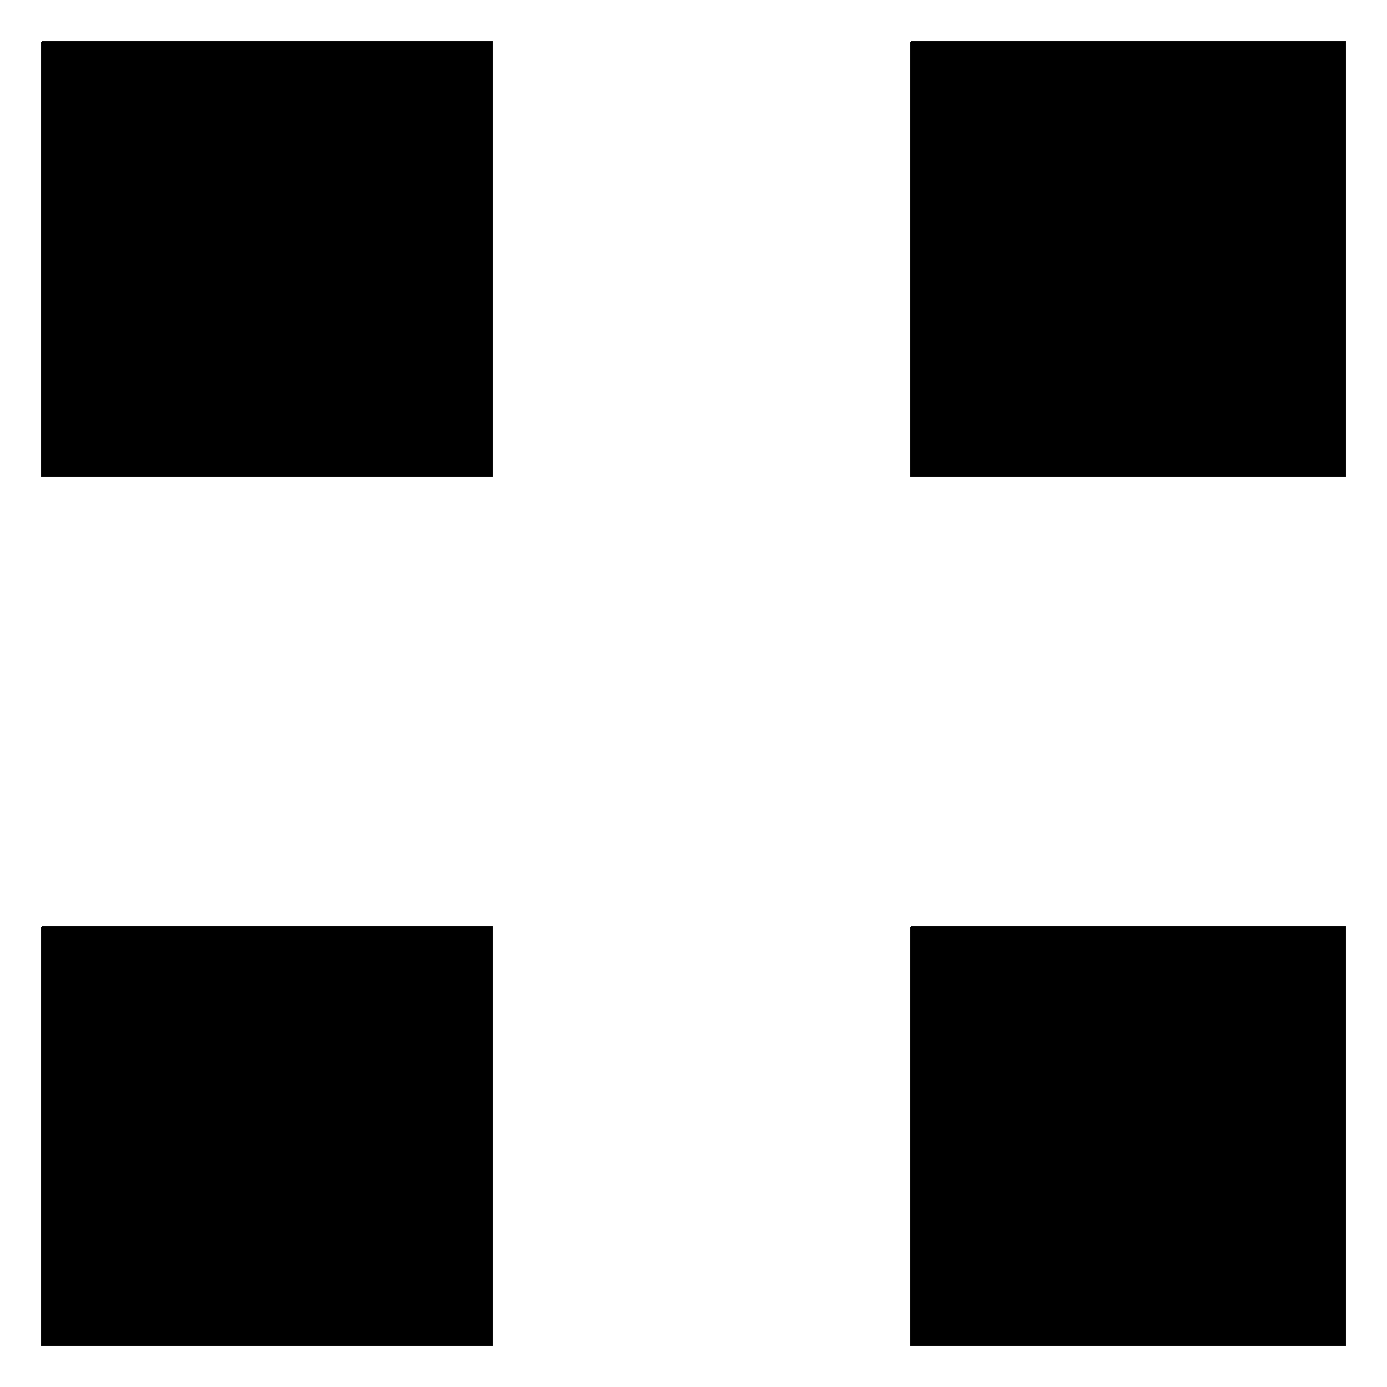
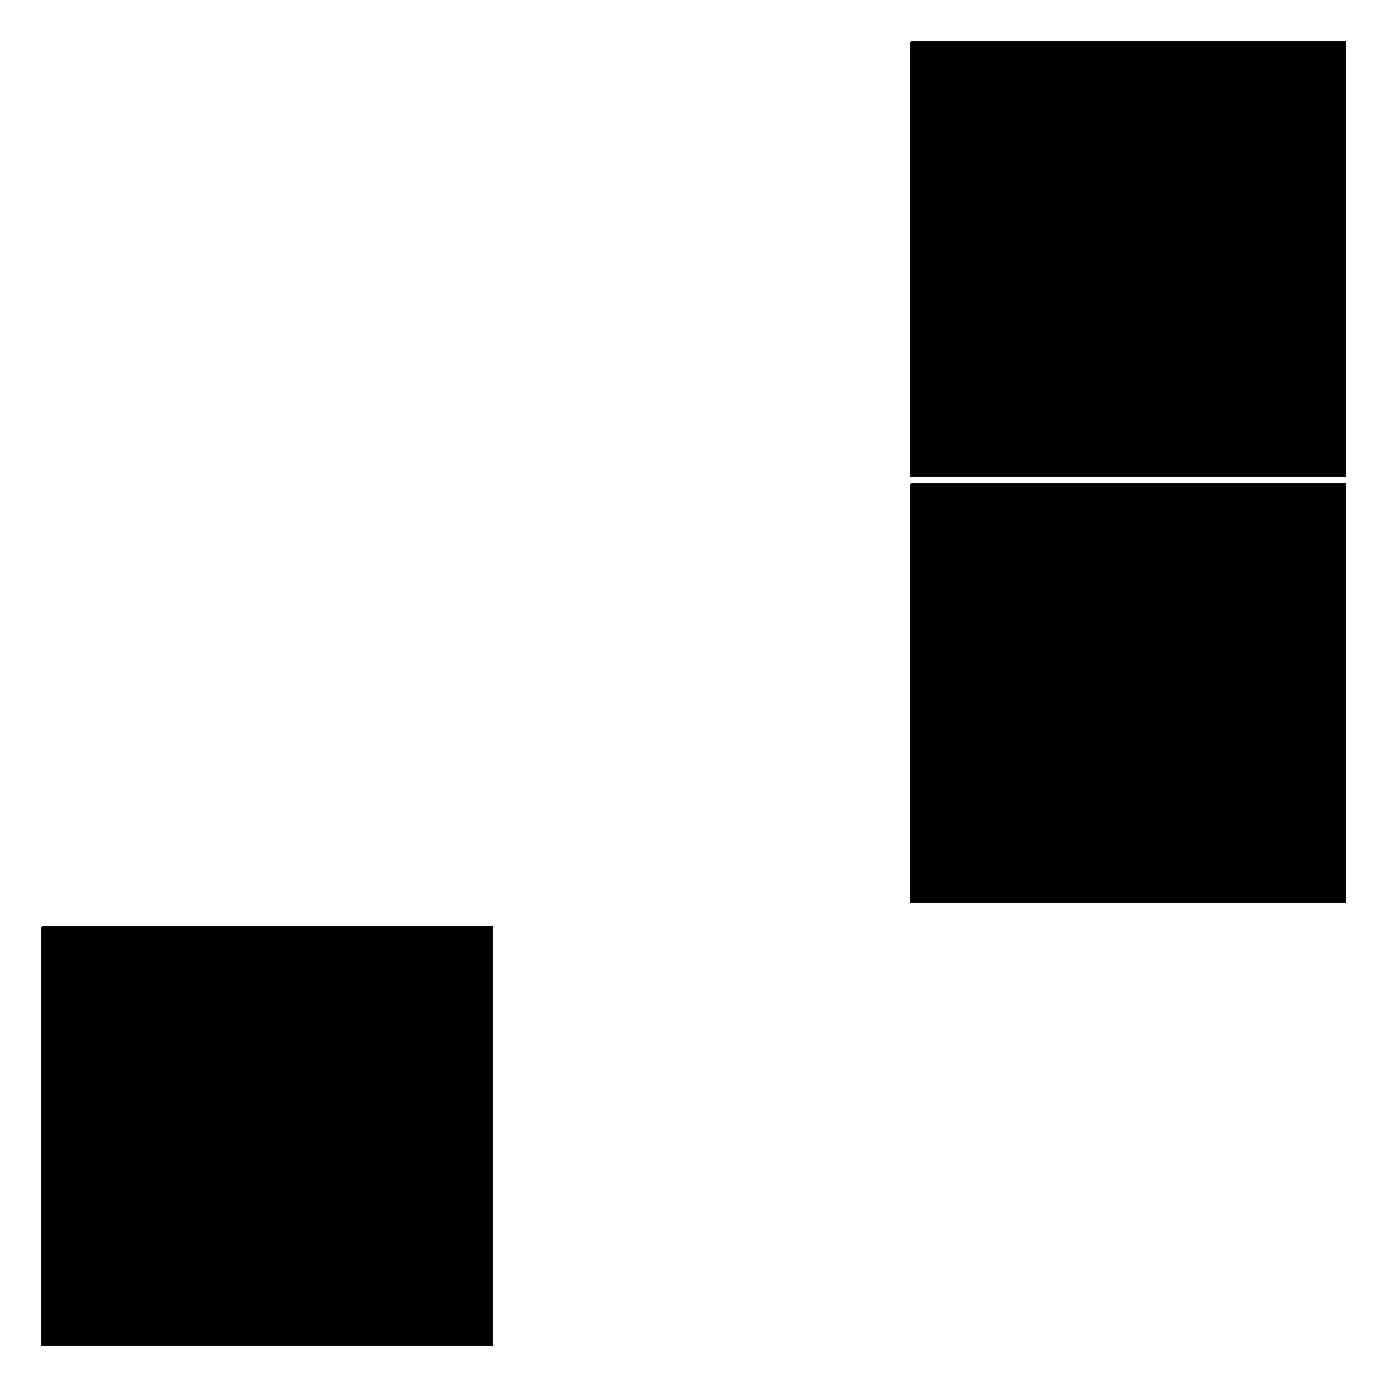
part: present -> none (266, 258)
part position: (1127, 1135) -> (1127, 692) (1127, 692)
